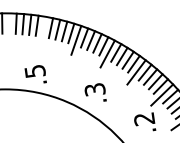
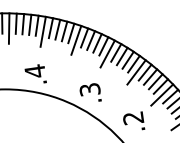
line: none -> present (8, 28)
line: none -> present (42, 31)
text: .5 -> .4 (34, 70)
text position: (95, 92) -> (90, 92) (90, 92)
text position: (145, 121) -> (134, 120) (134, 120)
